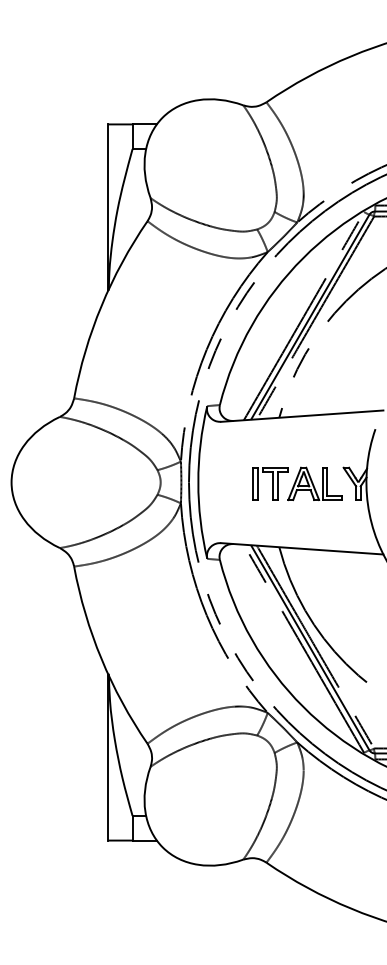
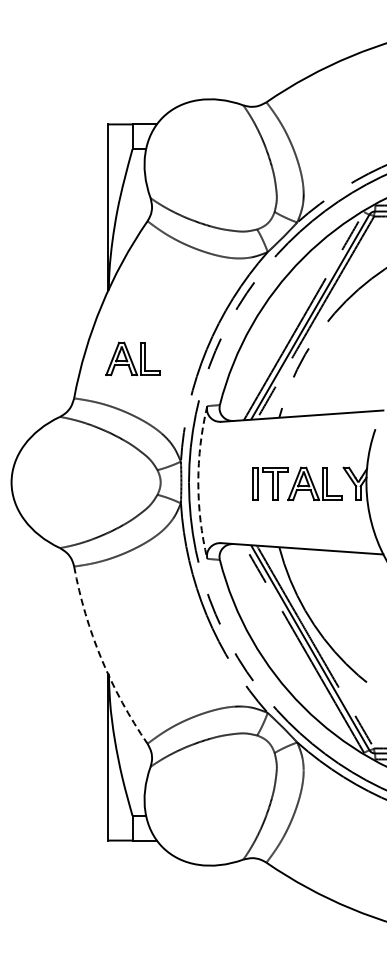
part: none -> present (132, 358)
arc: solid -> dashed (198, 482)
arc: solid -> dashed (101, 659)
